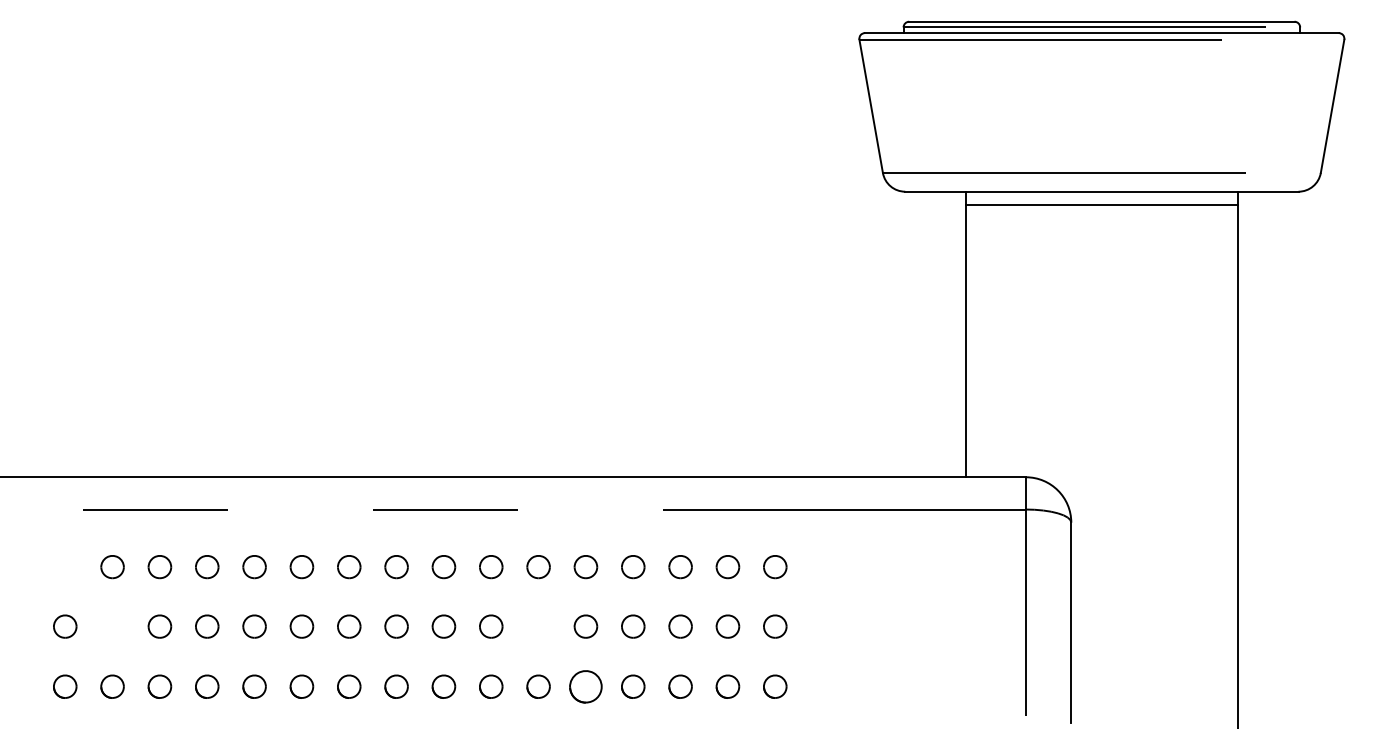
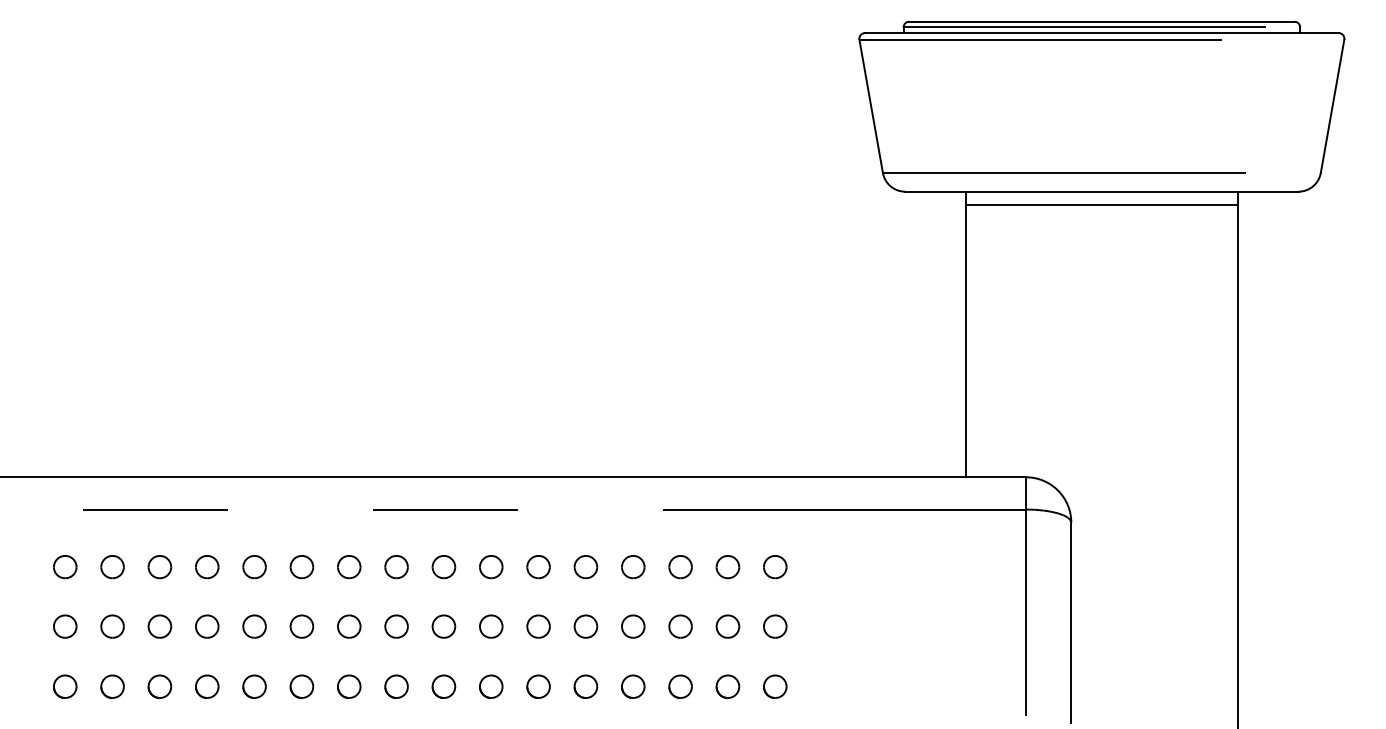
part: none -> present (65, 567)
part: none -> present (112, 626)
part: none -> present (538, 626)
part size: 34x34 px -> 26x25 px (585, 686)
